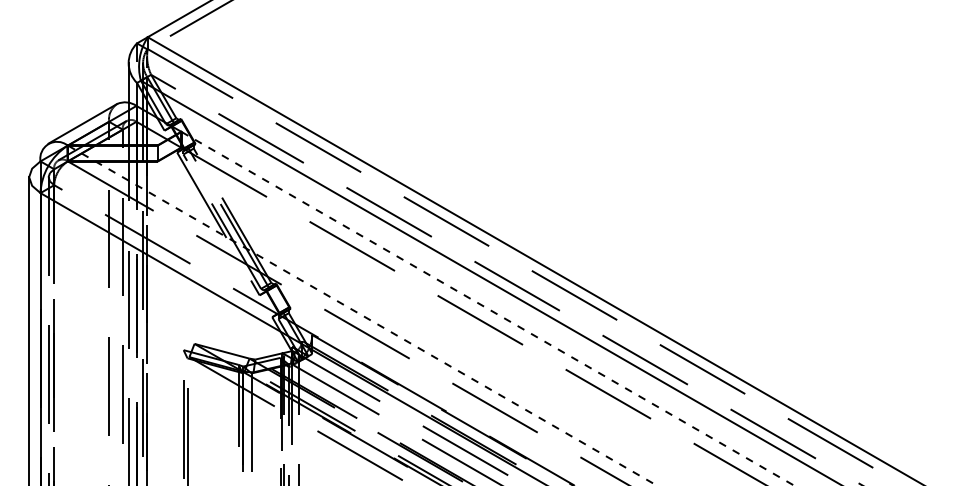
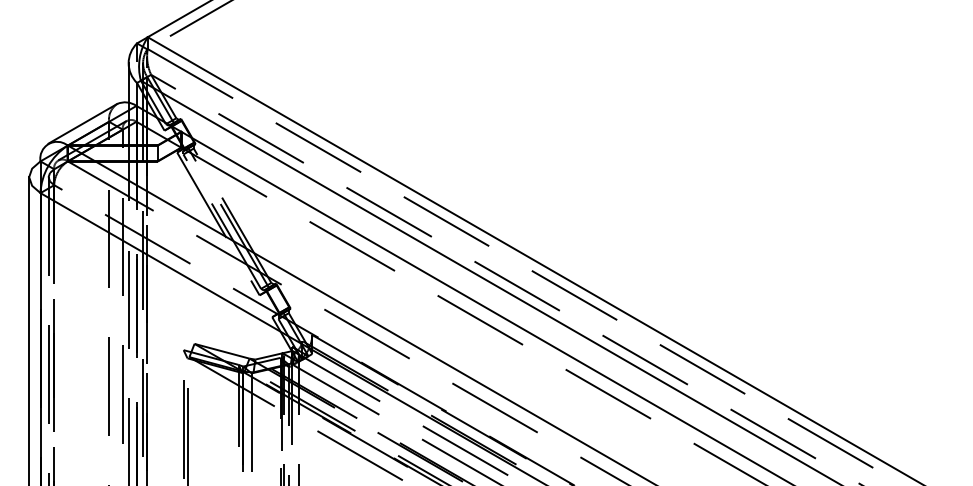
line: dashed -> solid (488, 308)
line: dashed -> solid (362, 315)
